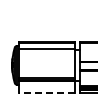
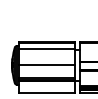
line: none -> present (46, 65)
line: dashed -> solid (47, 93)
